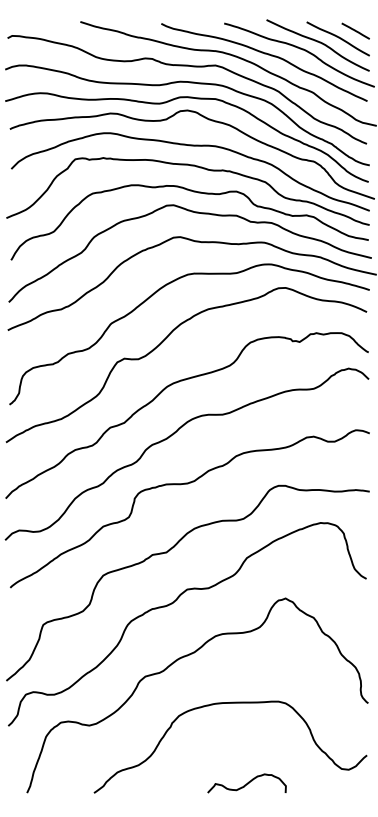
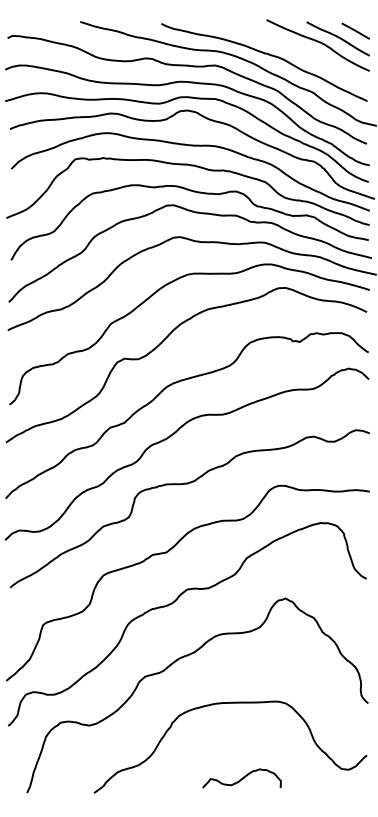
curve: present -> none (299, 49)
curve position: (246, 783) -> (241, 778) (241, 778)
